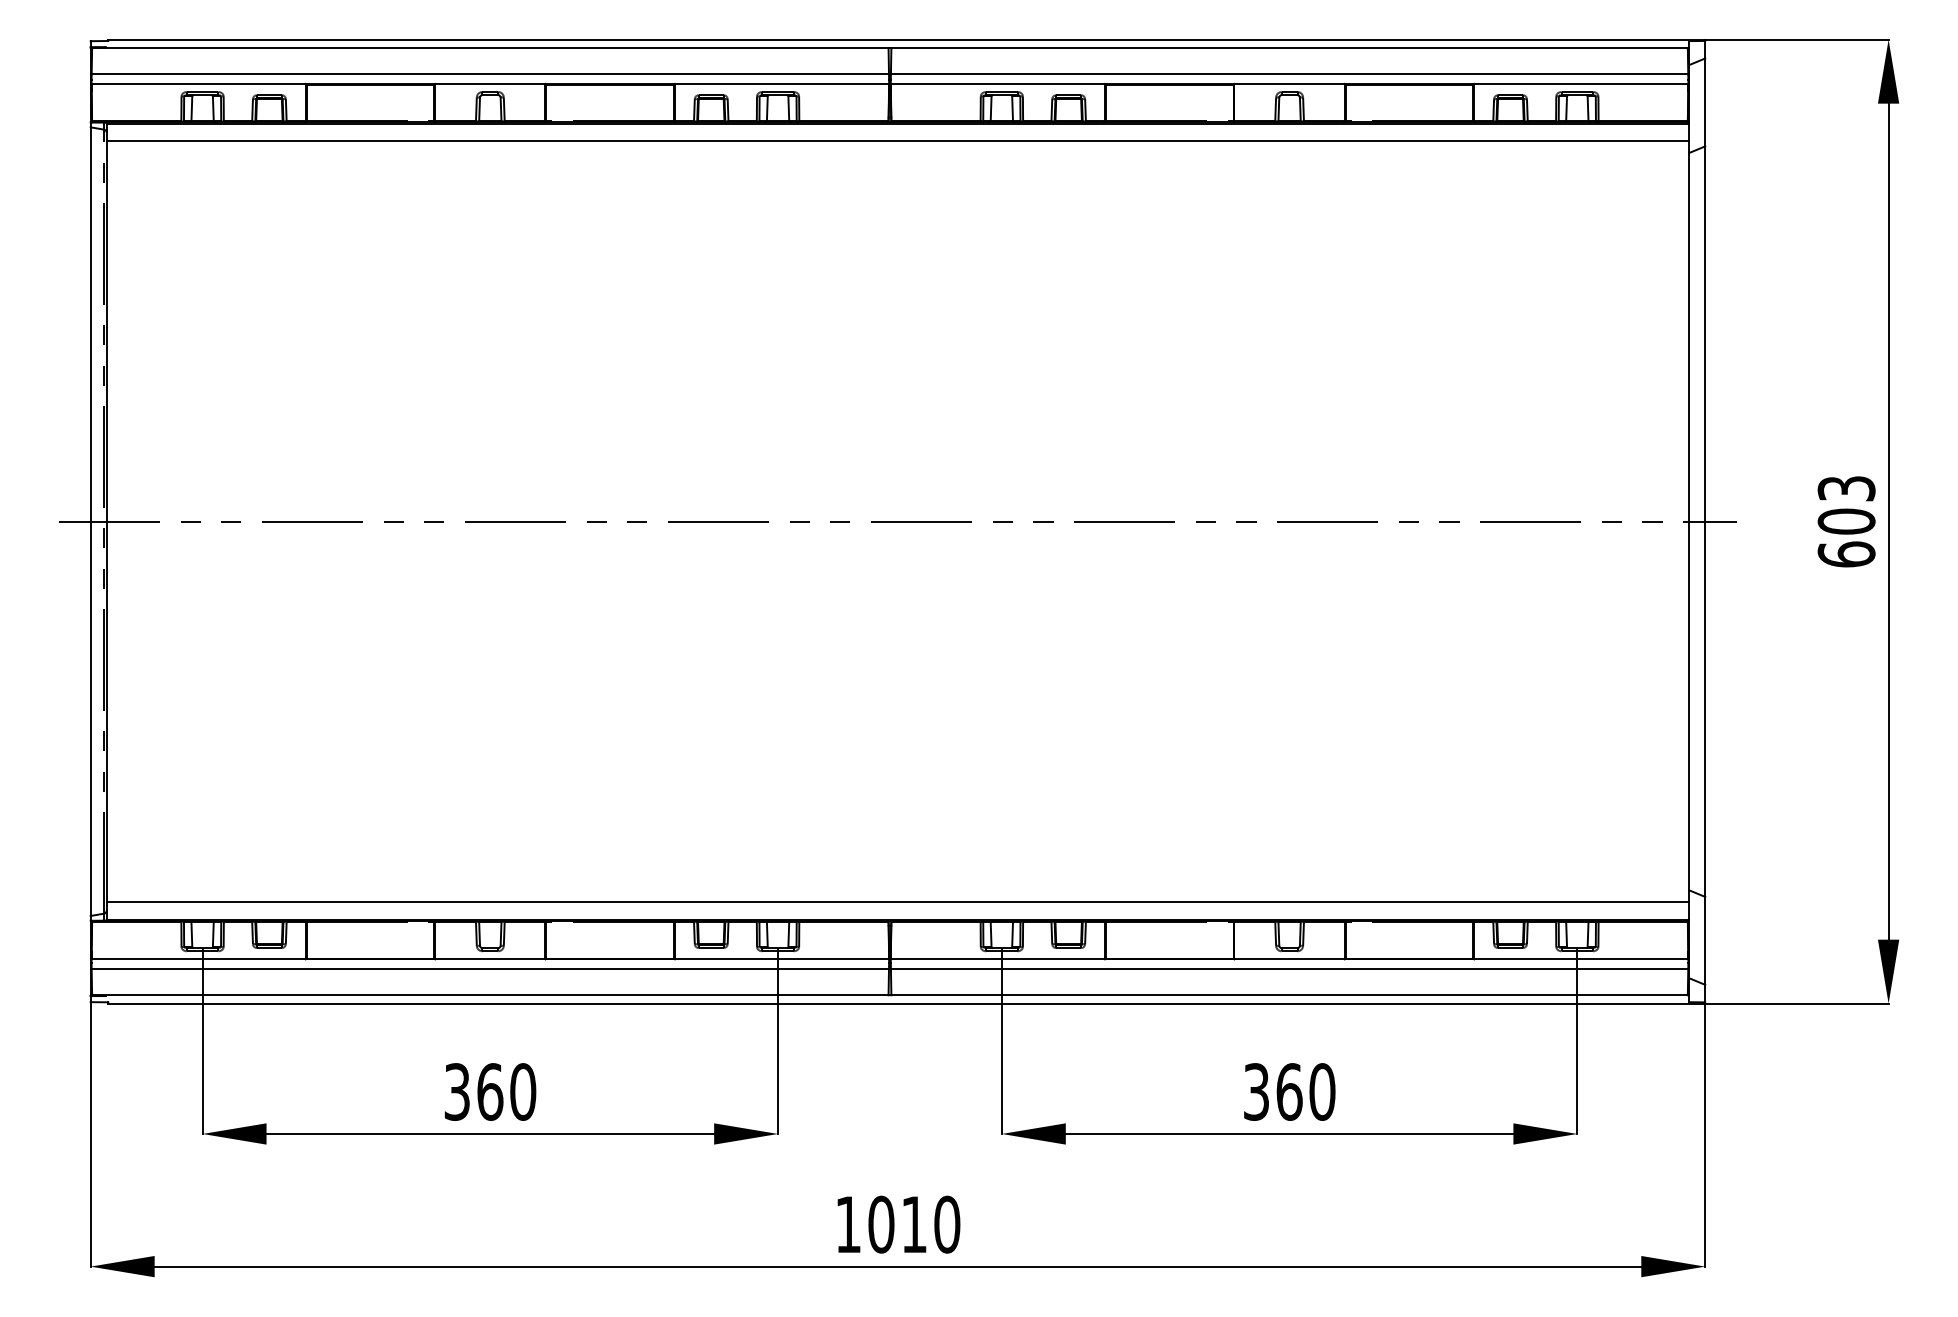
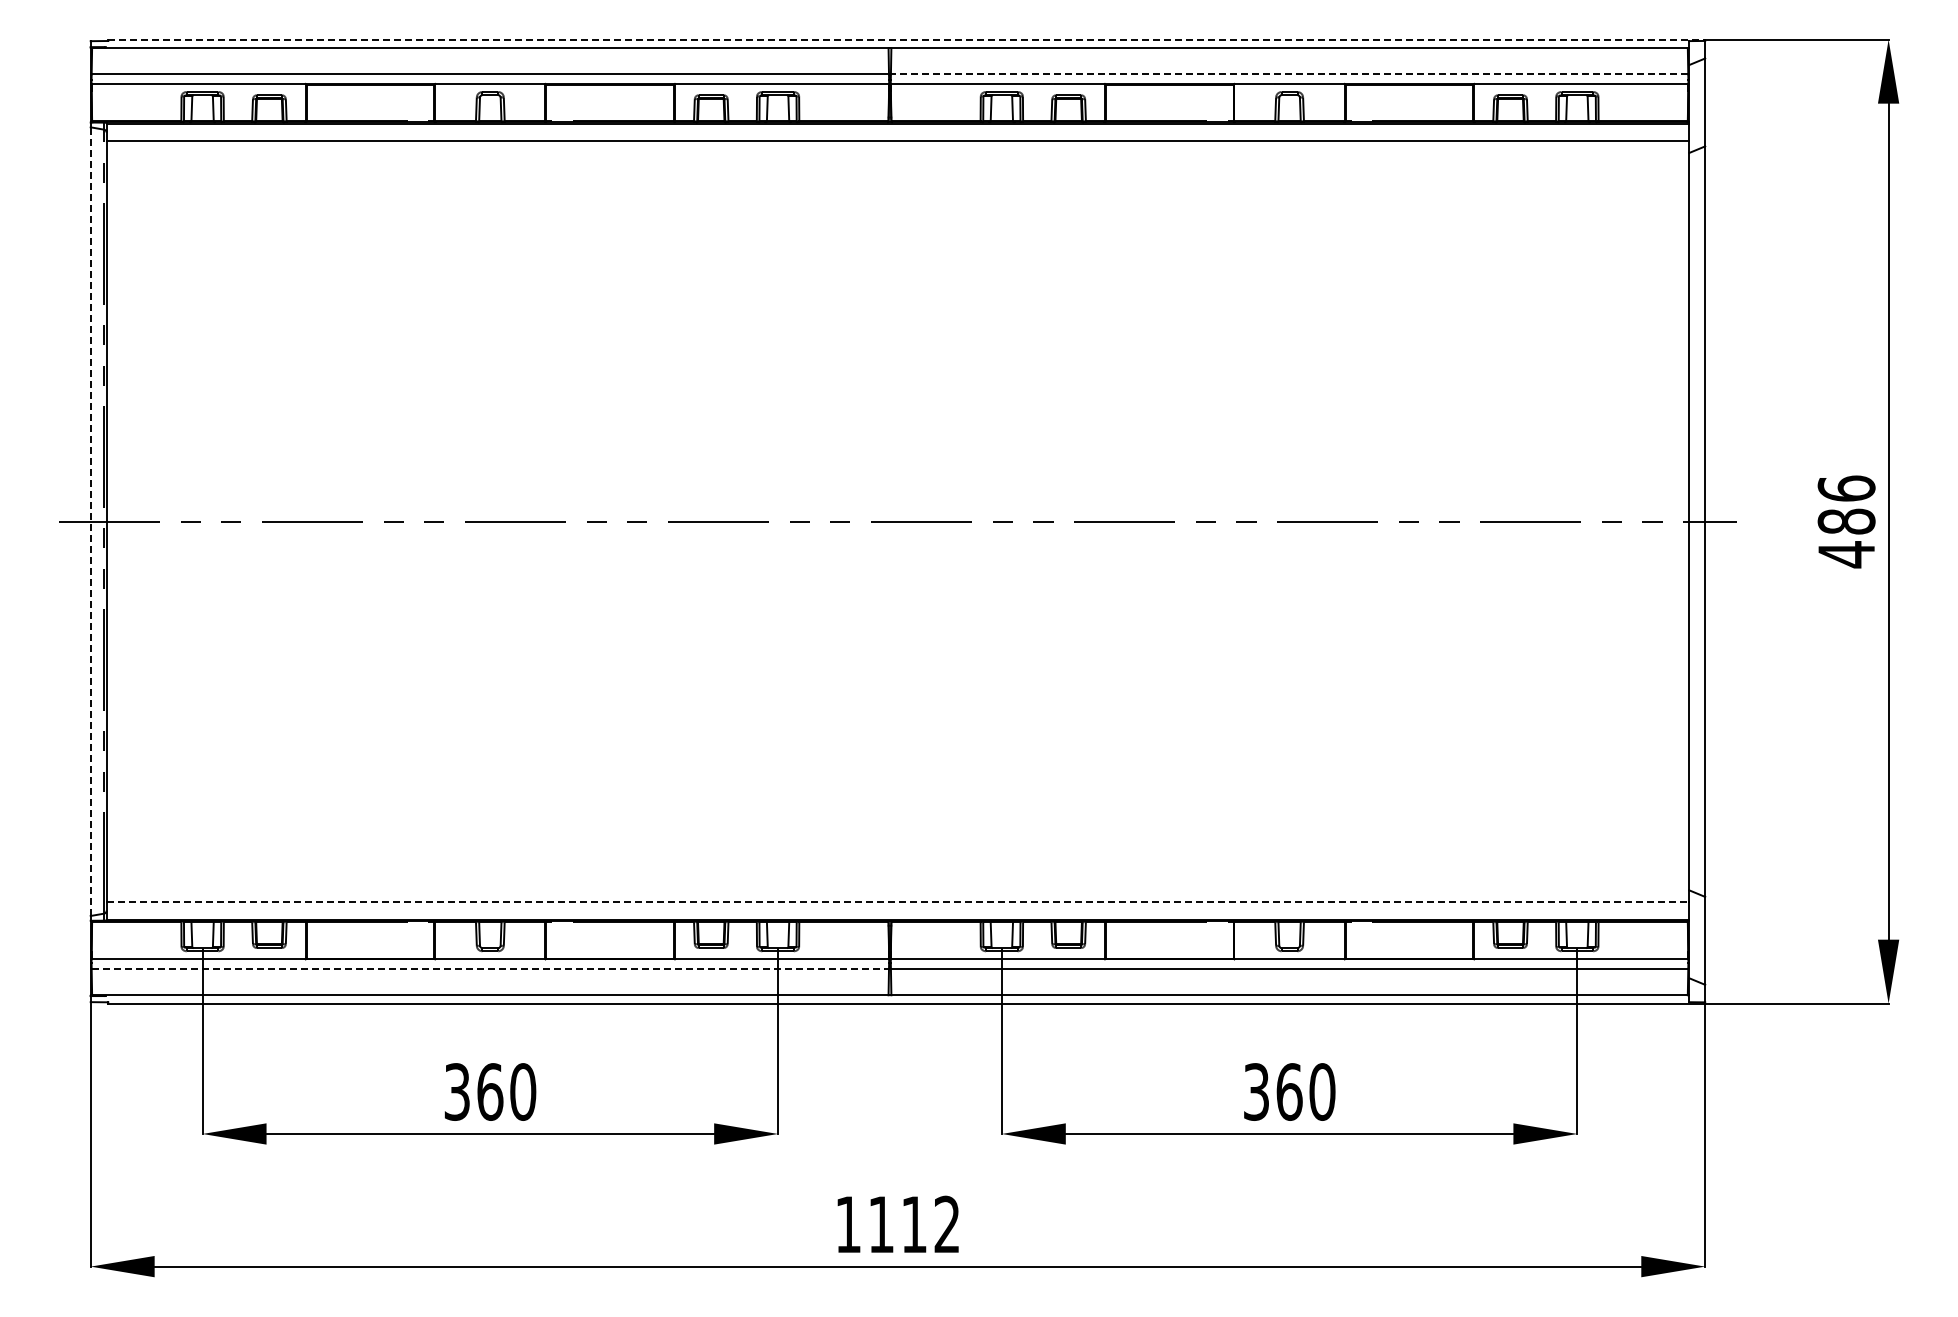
line: solid -> dashed (907, 39)
line: solid -> dashed (1289, 74)
line: solid -> dashed (90, 521)
text: 603 -> 486 (1846, 521)
line: solid -> dashed (898, 902)
line: solid -> dashed (490, 968)
text: 1010 -> 1112 (914, 1224)
